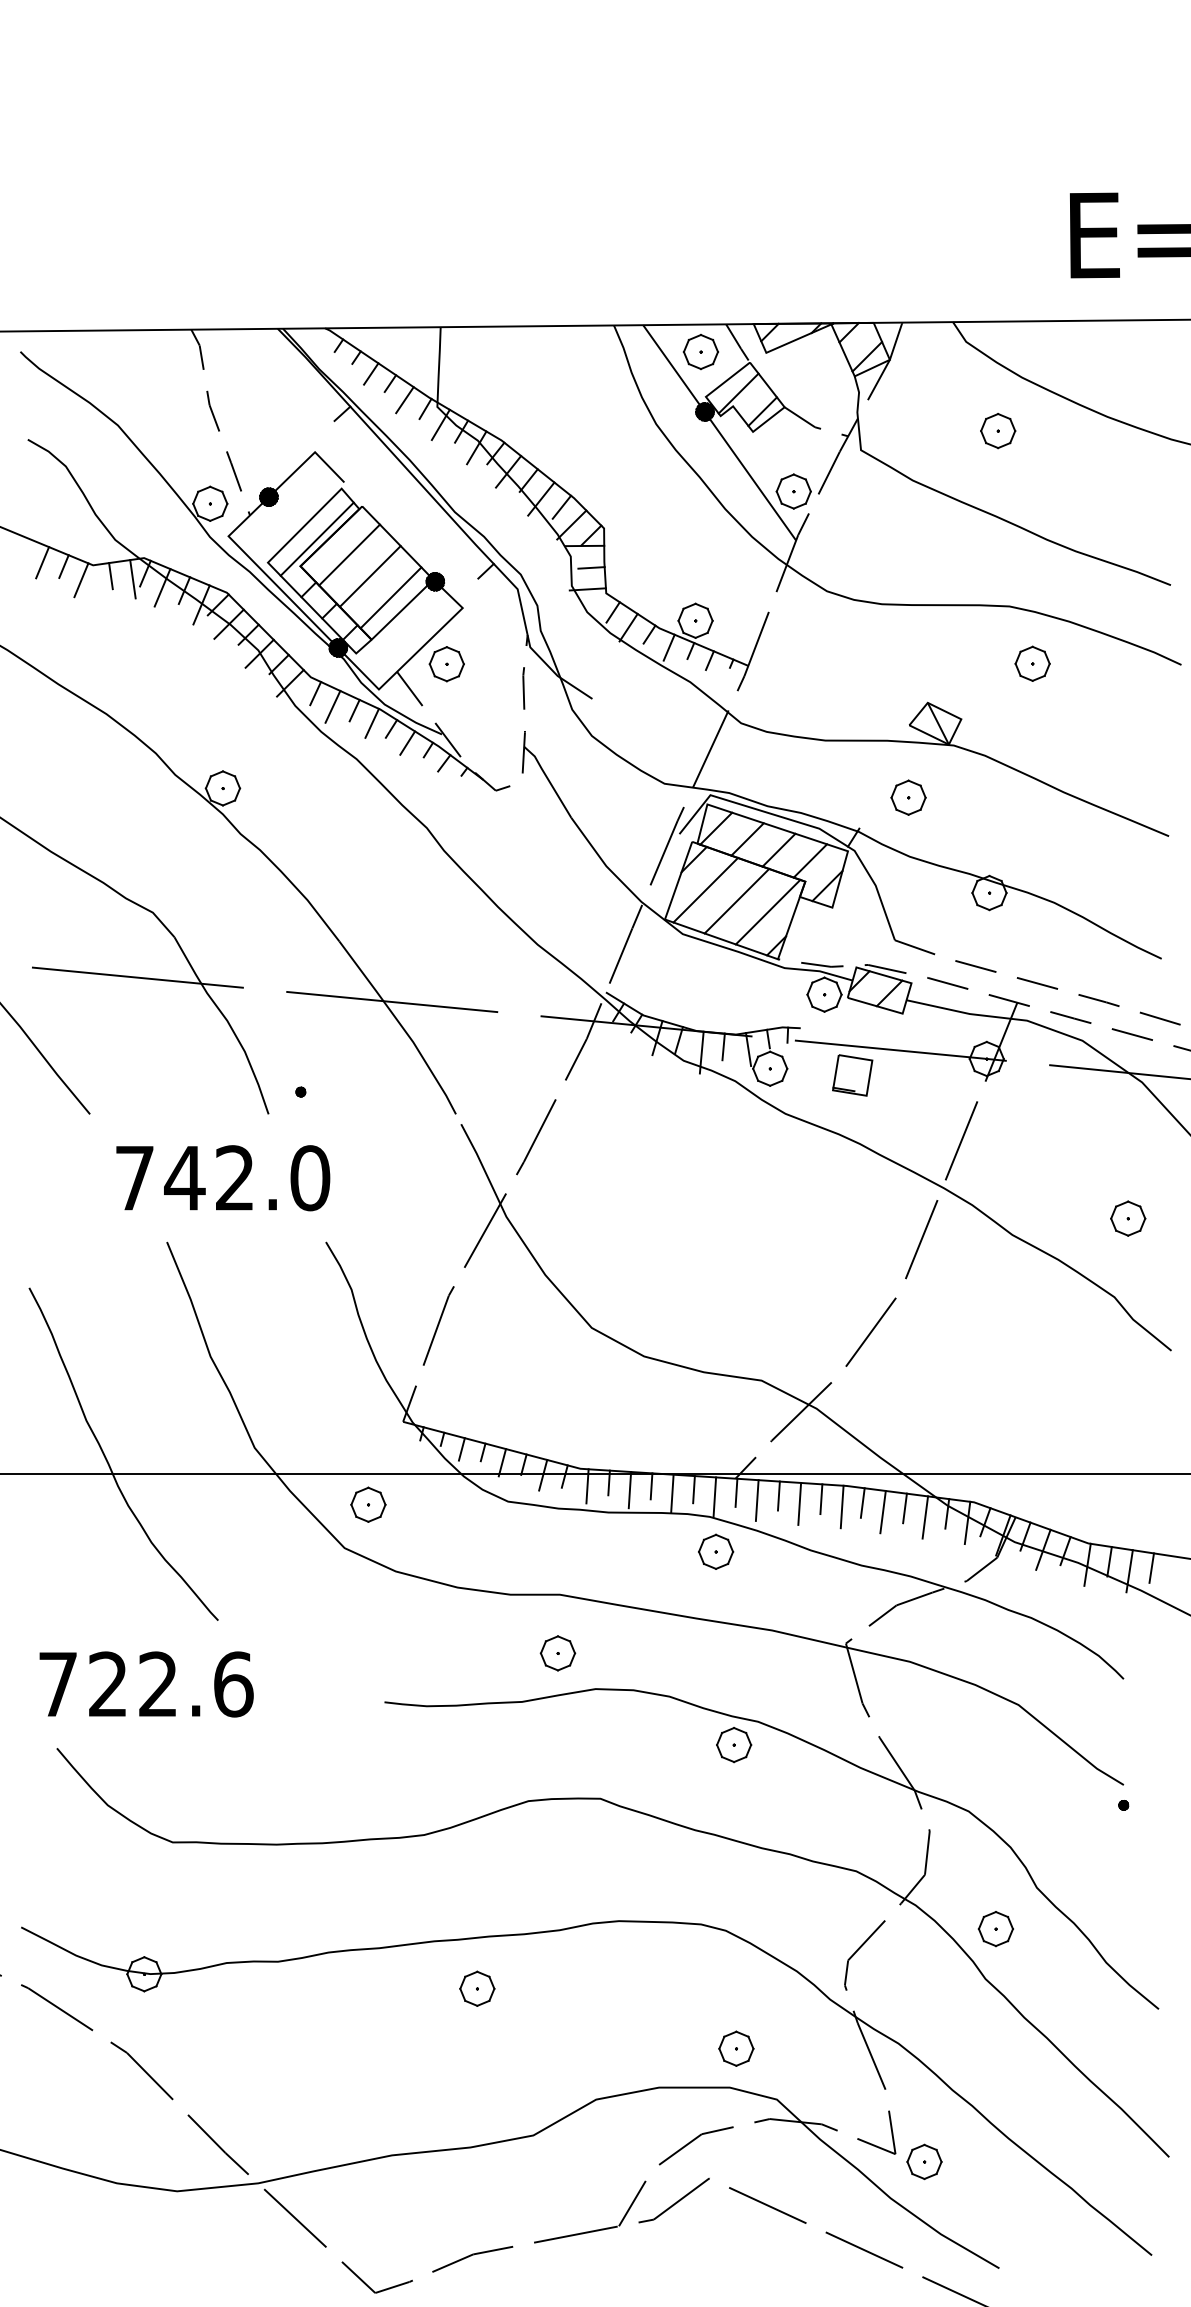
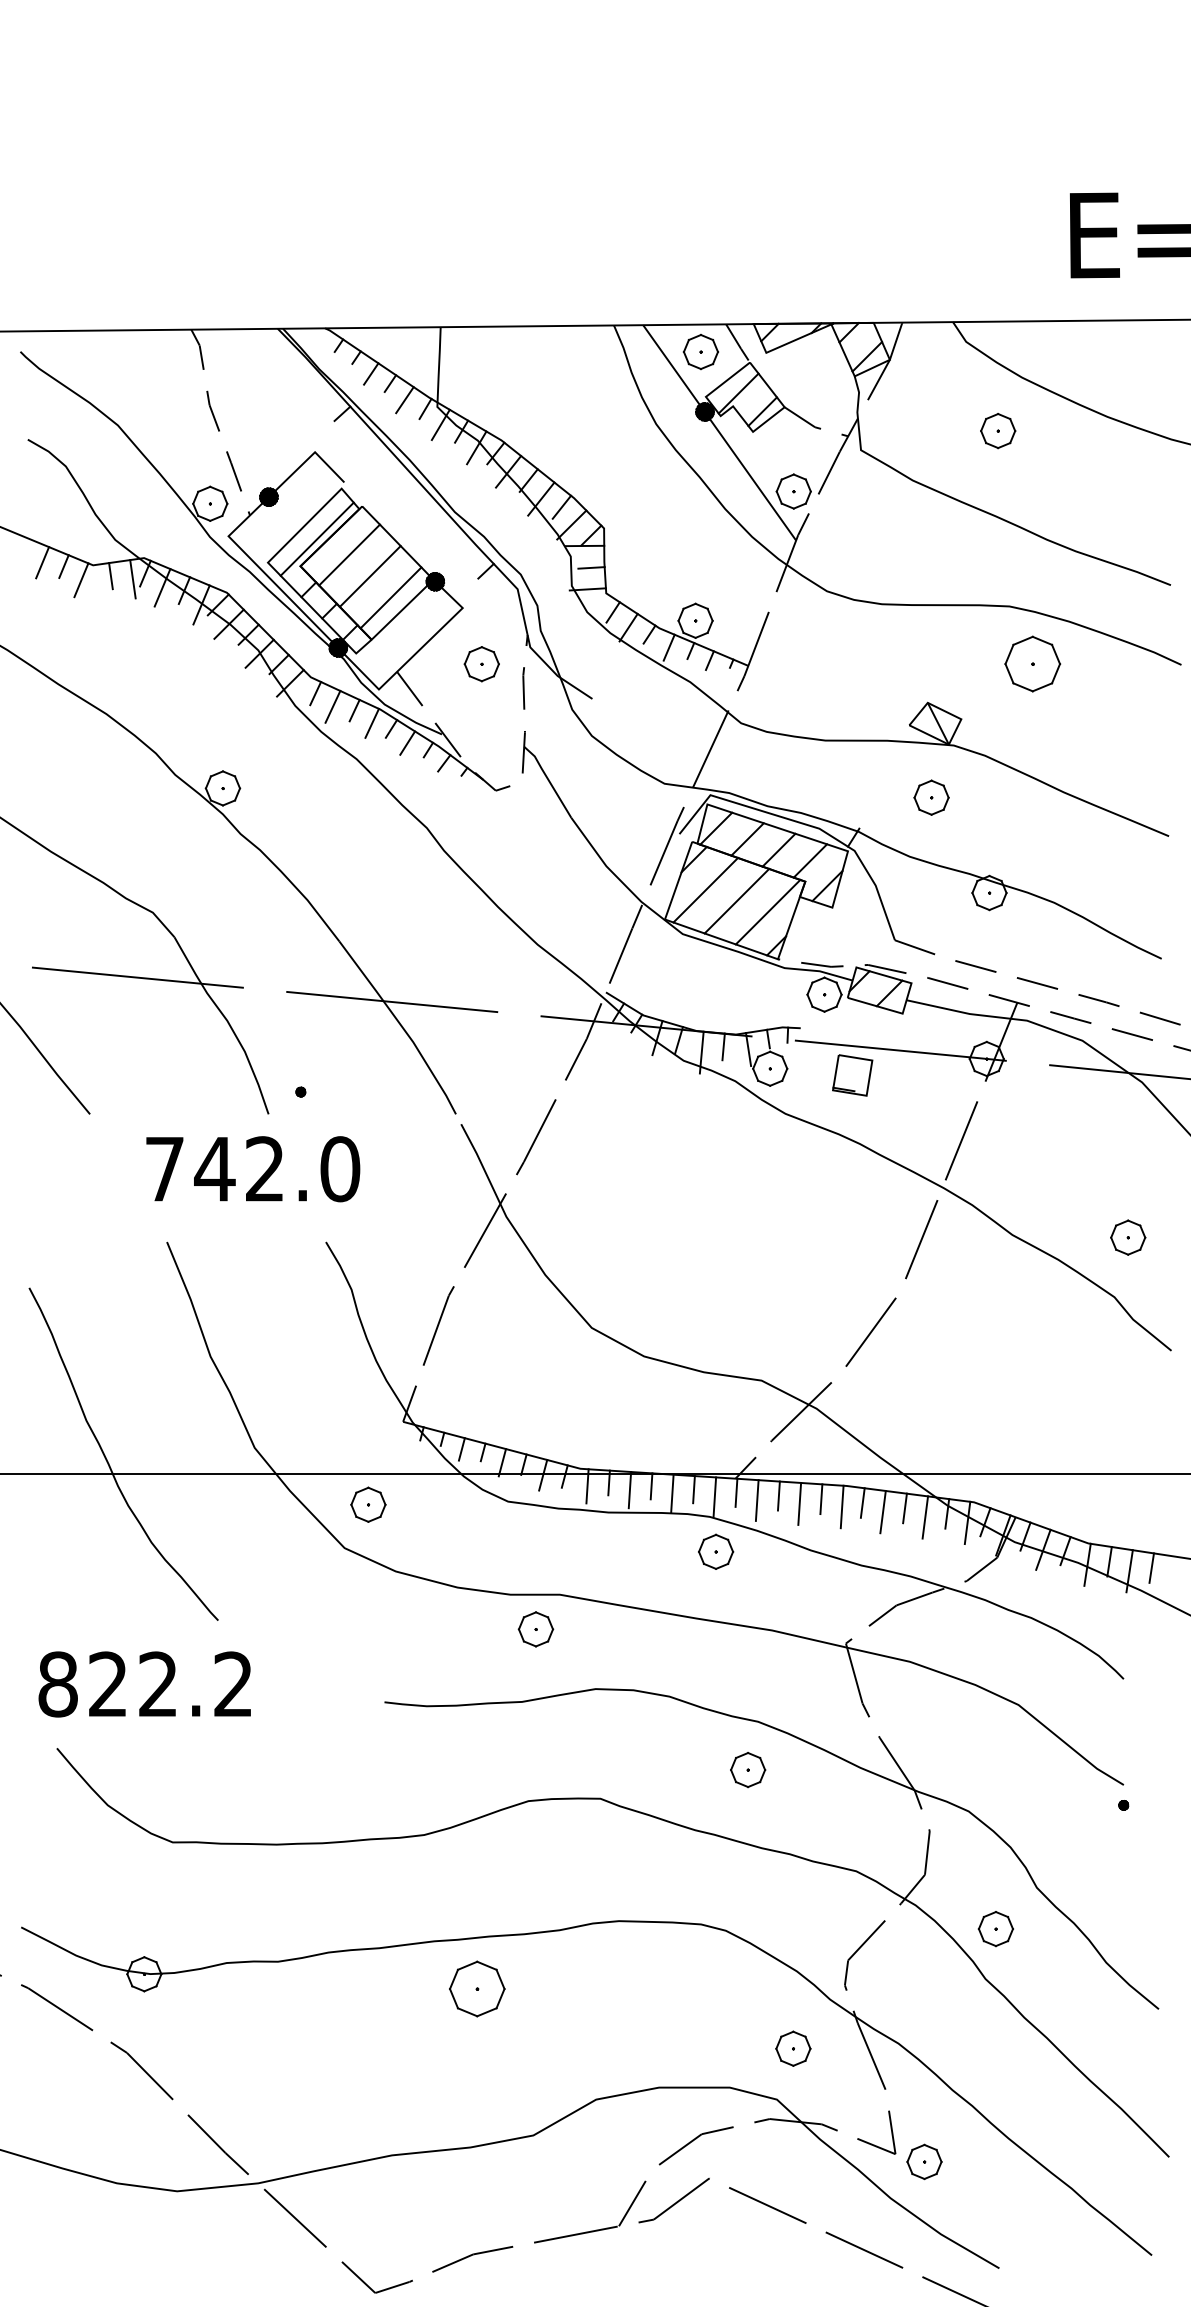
part size: 37x37 px -> 58x58 px (1032, 663)
part position: (446, 664) -> (481, 664) (481, 664)
part position: (908, 797) -> (931, 797) (931, 797)
text position: (223, 1178) -> (253, 1169) (253, 1169)
part position: (1128, 1218) -> (1128, 1237) (1128, 1237)
part position: (557, 1653) -> (535, 1629) (535, 1629)
text: 722.6 -> 822.2 (145, 1684)
part position: (734, 1745) -> (748, 1770) (748, 1770)
part size: 37x37 px -> 57x58 px (477, 1988)
part position: (736, 2048) -> (793, 2048) (793, 2048)
